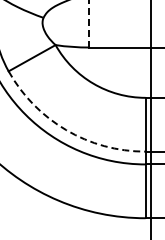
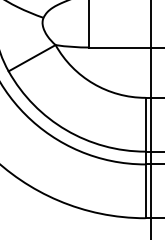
line: dashed -> solid (89, 23)
arc: dashed -> solid (66, 130)
